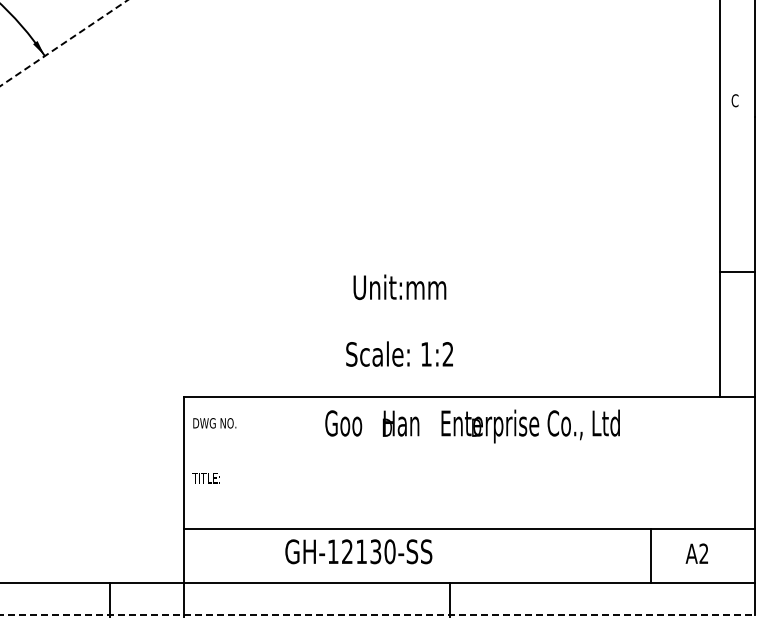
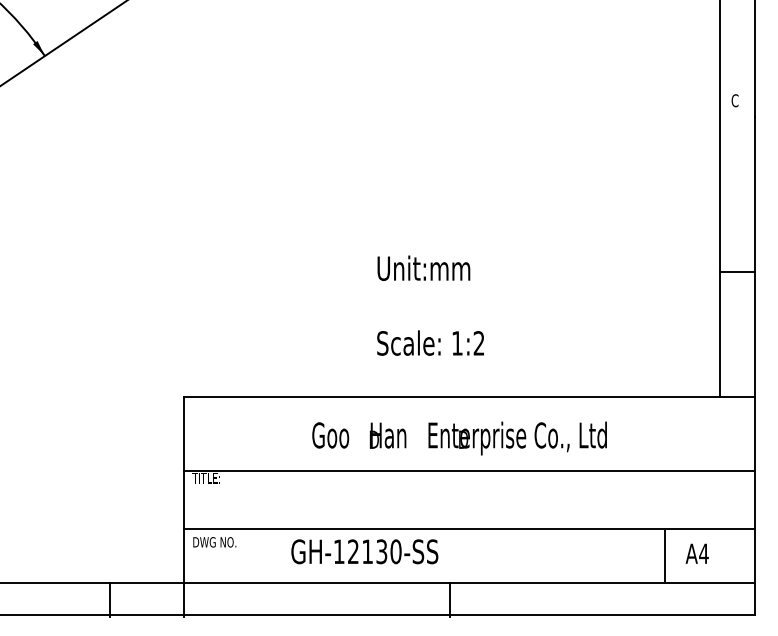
line: dashed -> solid (64, 43)
text position: (399, 286) -> (423, 267) (423, 267)
text position: (399, 353) -> (430, 342) (430, 342)
text position: (214, 423) -> (214, 542) (214, 542)
text position: (472, 426) -> (459, 438) (459, 438)
line: none -> present (469, 470)
text position: (358, 551) -> (364, 551) (364, 551)
text: A2 -> A4 (703, 553)
line position: (651, 555) -> (665, 555) (665, 555)
line: dashed -> solid (377, 614)
